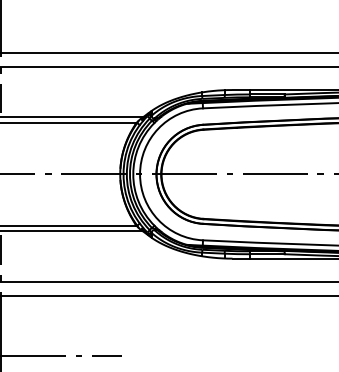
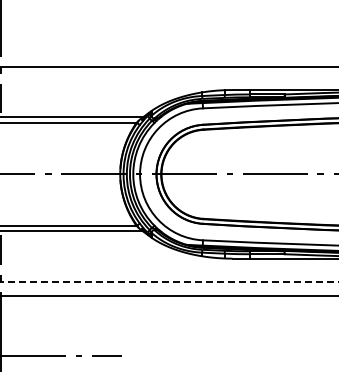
line: present -> none (168, 52)
line: solid -> dashed (169, 281)
